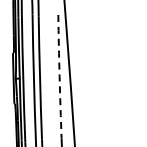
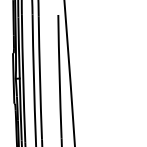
arc: dashed -> solid (59, 76)
